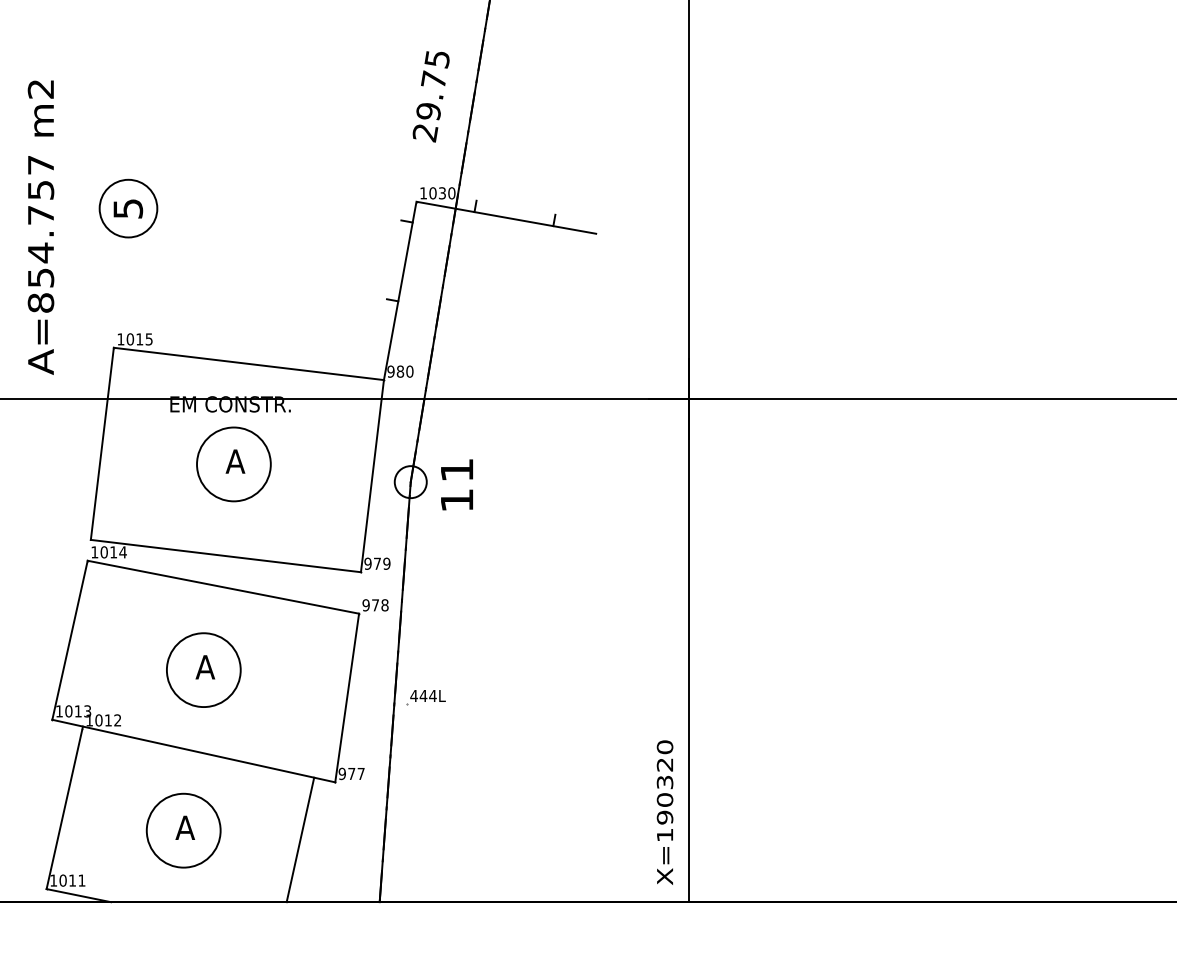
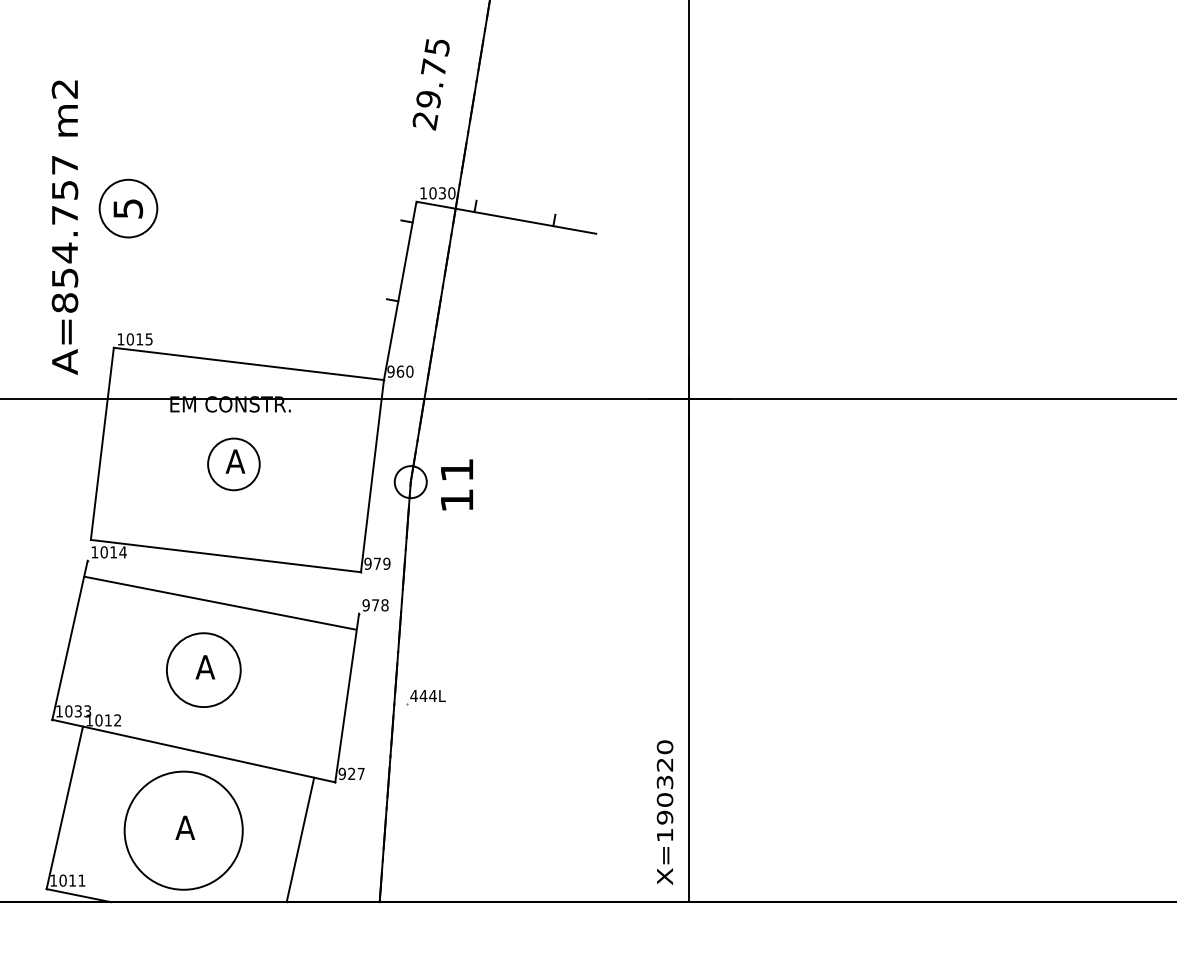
text position: (430, 96) -> (430, 84) (430, 84)
text position: (40, 227) -> (64, 227) (64, 227)
text: 980 -> 960 (400, 371)
circle diameter: 74 px -> 52 px (233, 464)
line position: (223, 586) -> (220, 602) (220, 602)
text: 1013 -> 1033 (77, 711)
text: 977 -> 927 (351, 773)
circle diameter: 74 px -> 118 px (183, 830)
